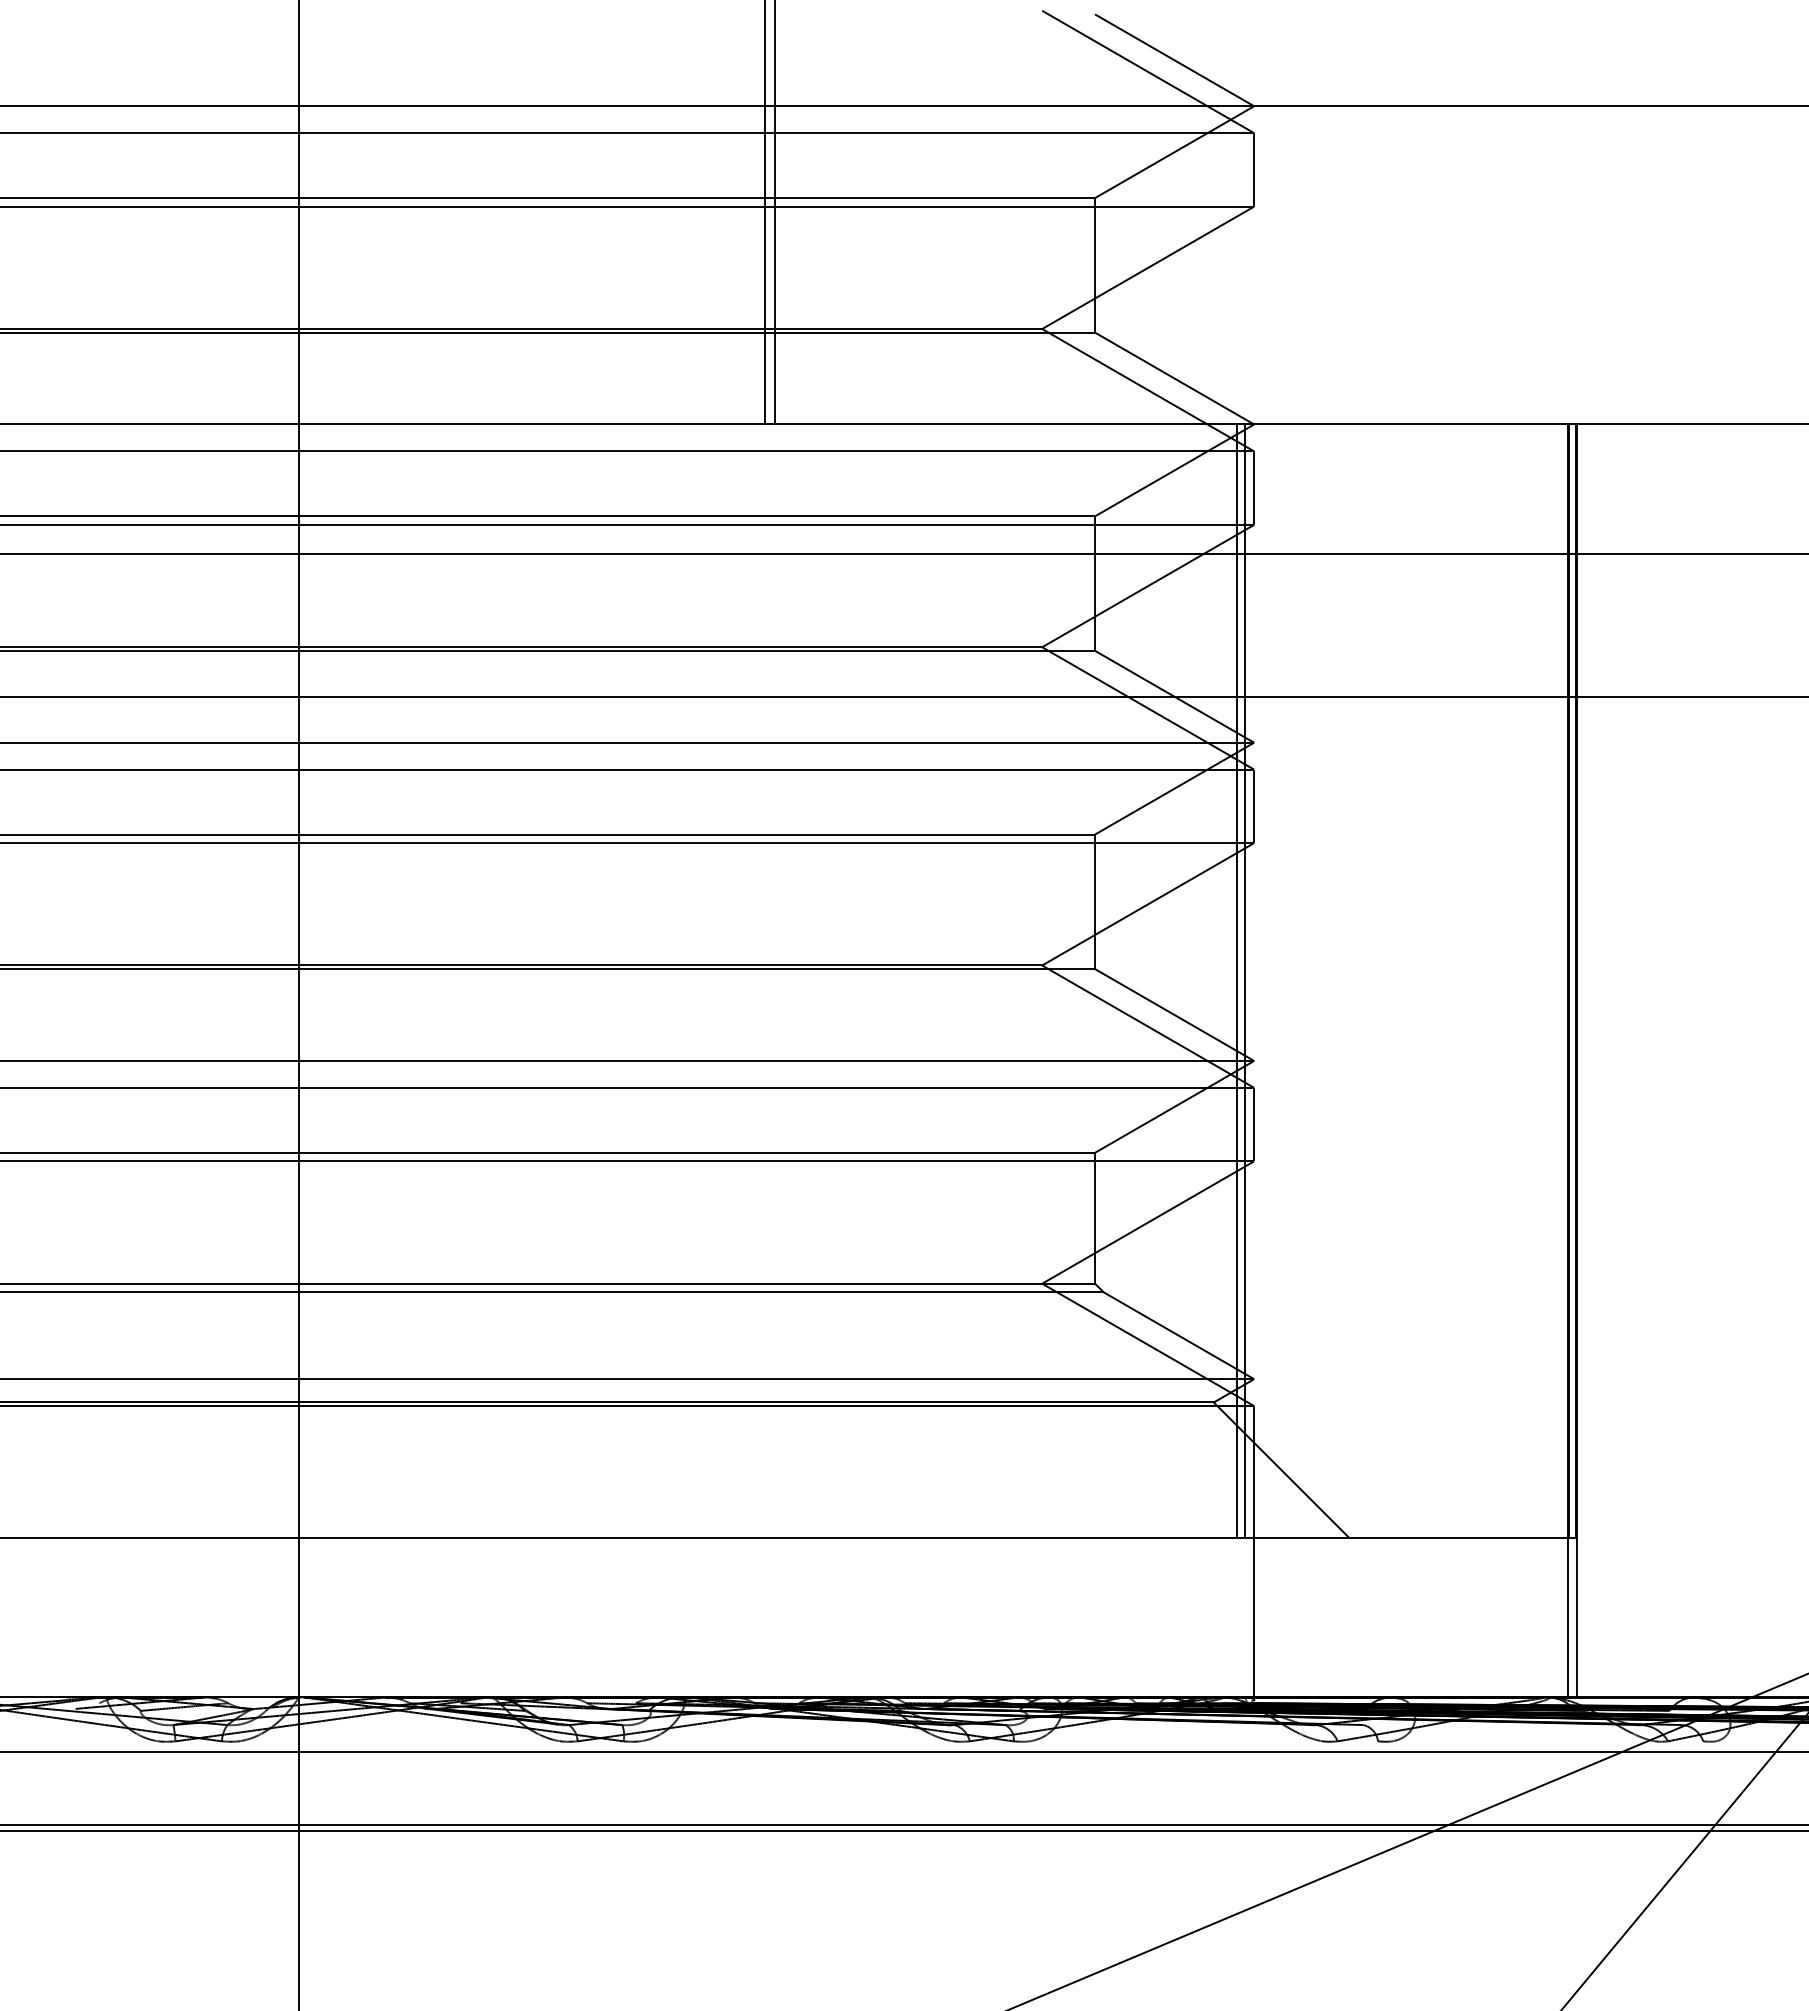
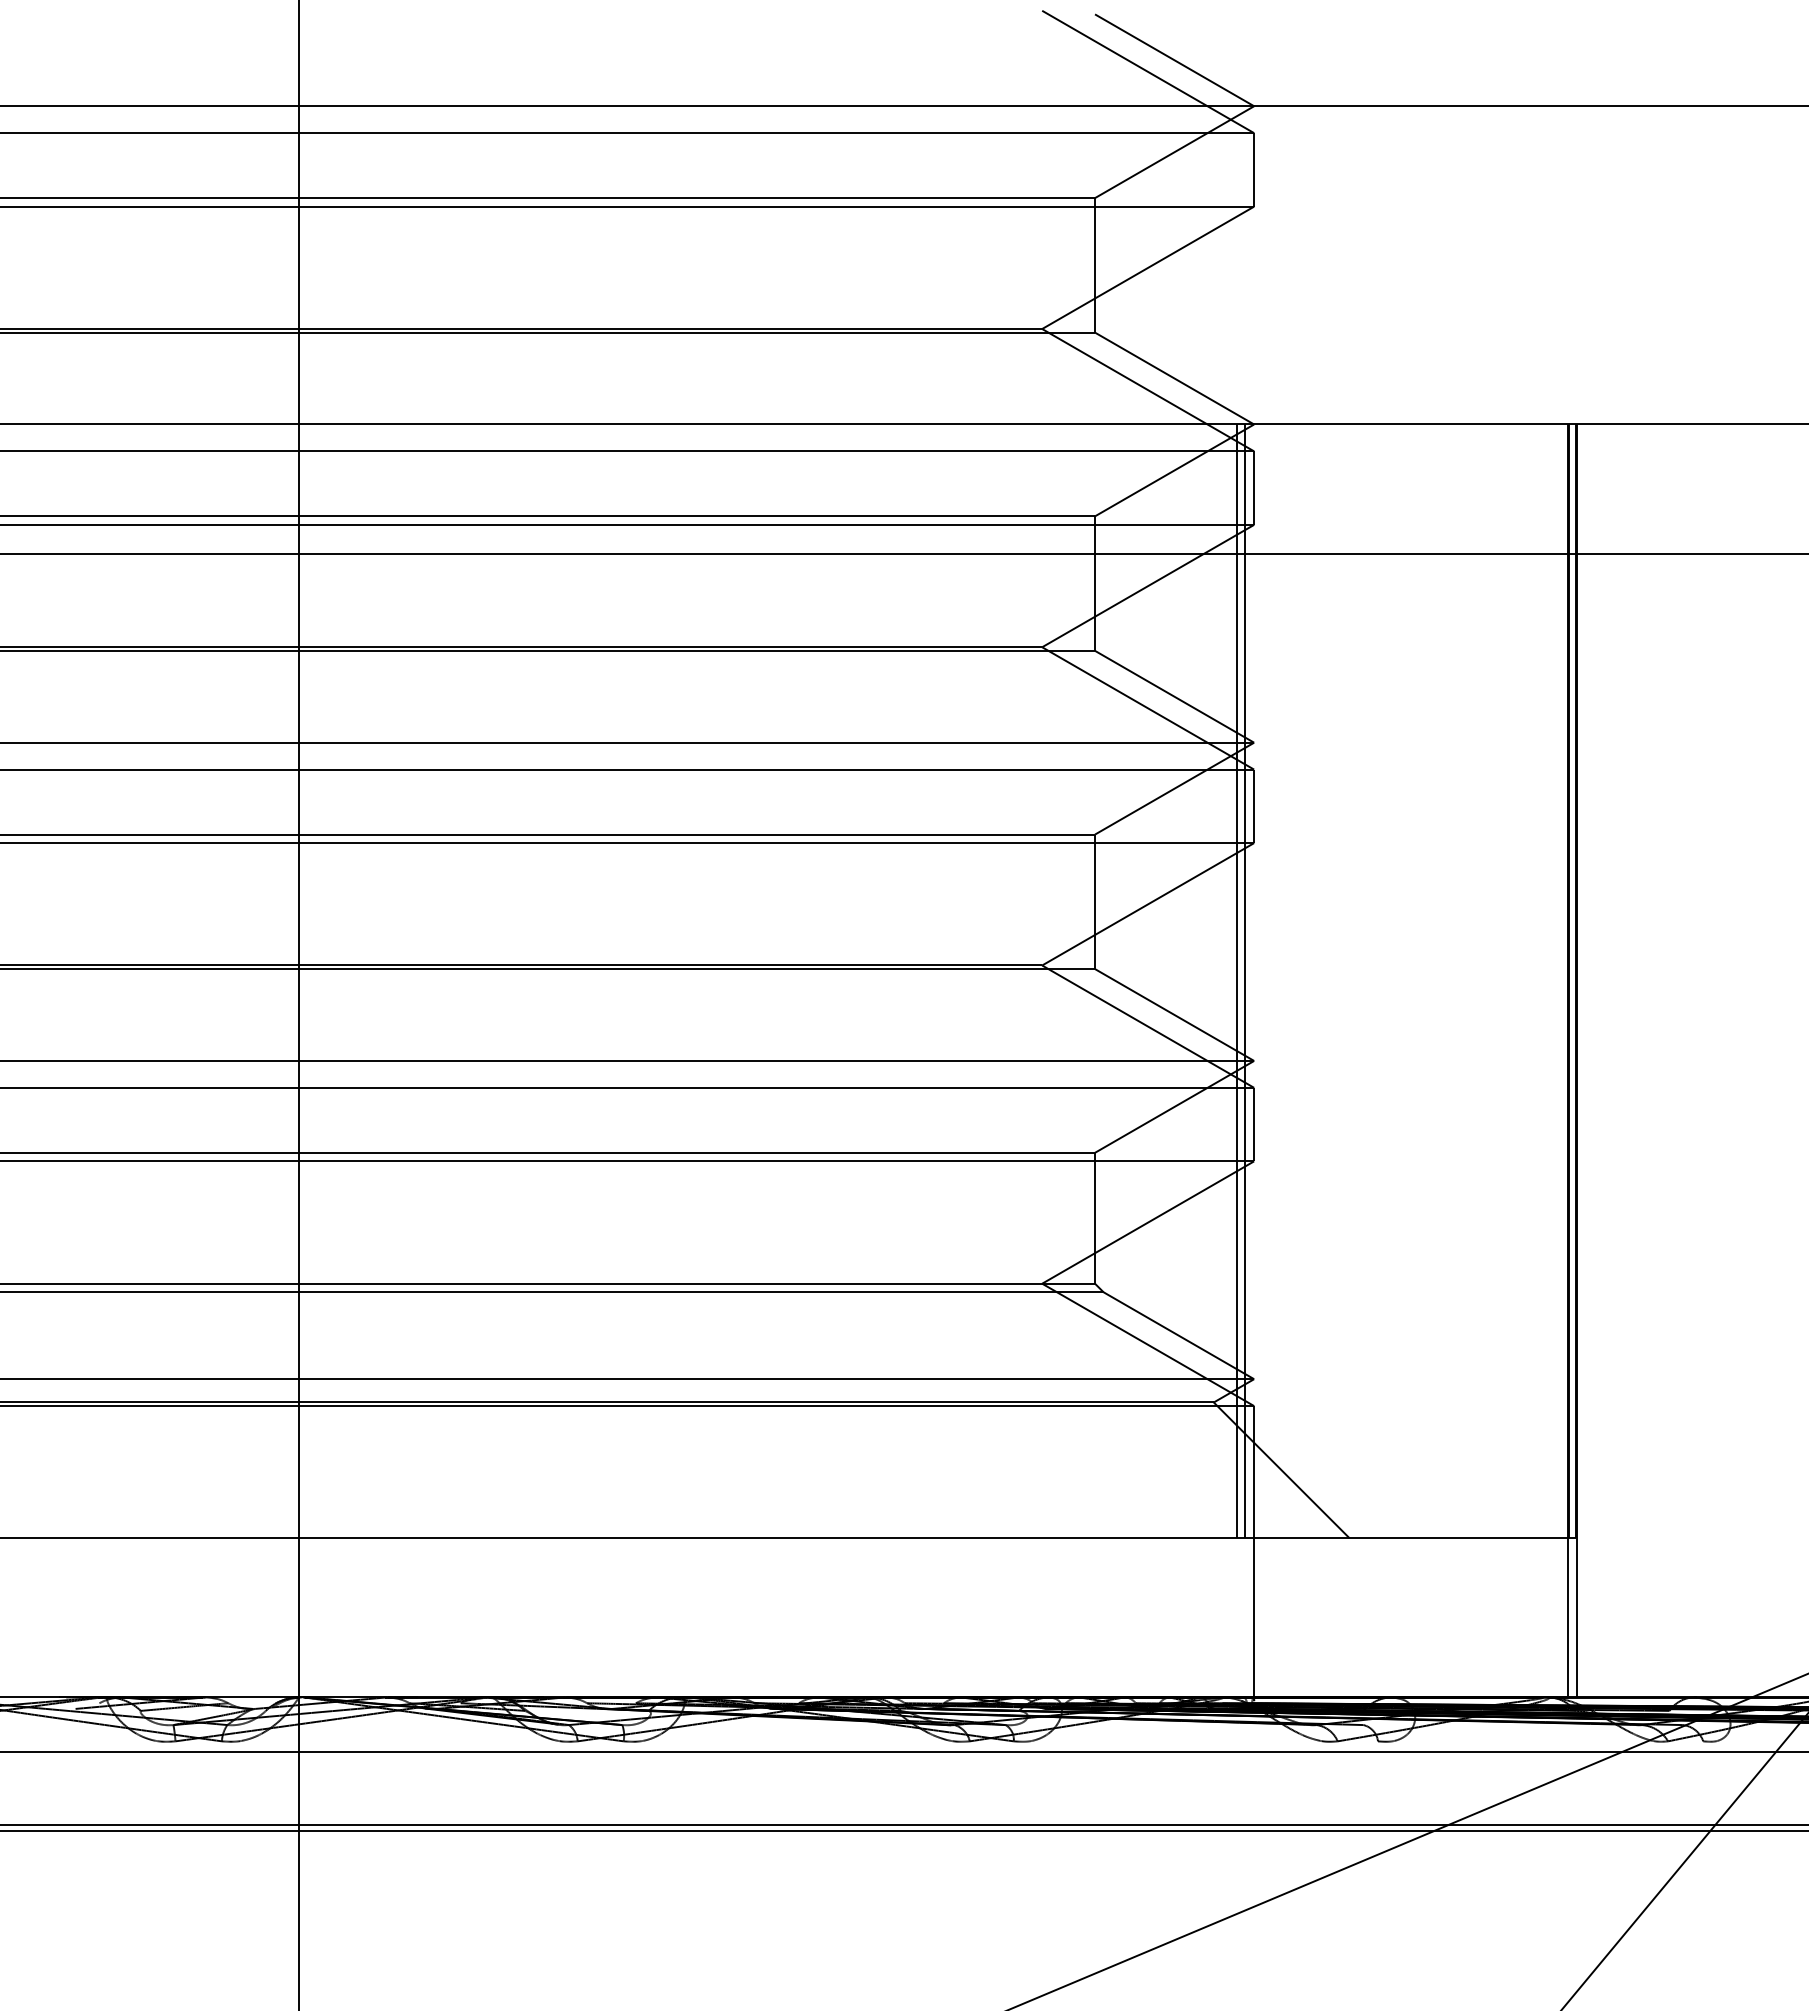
line: present -> none (765, 213)
line: present -> none (775, 213)
line: present -> none (903, 696)
